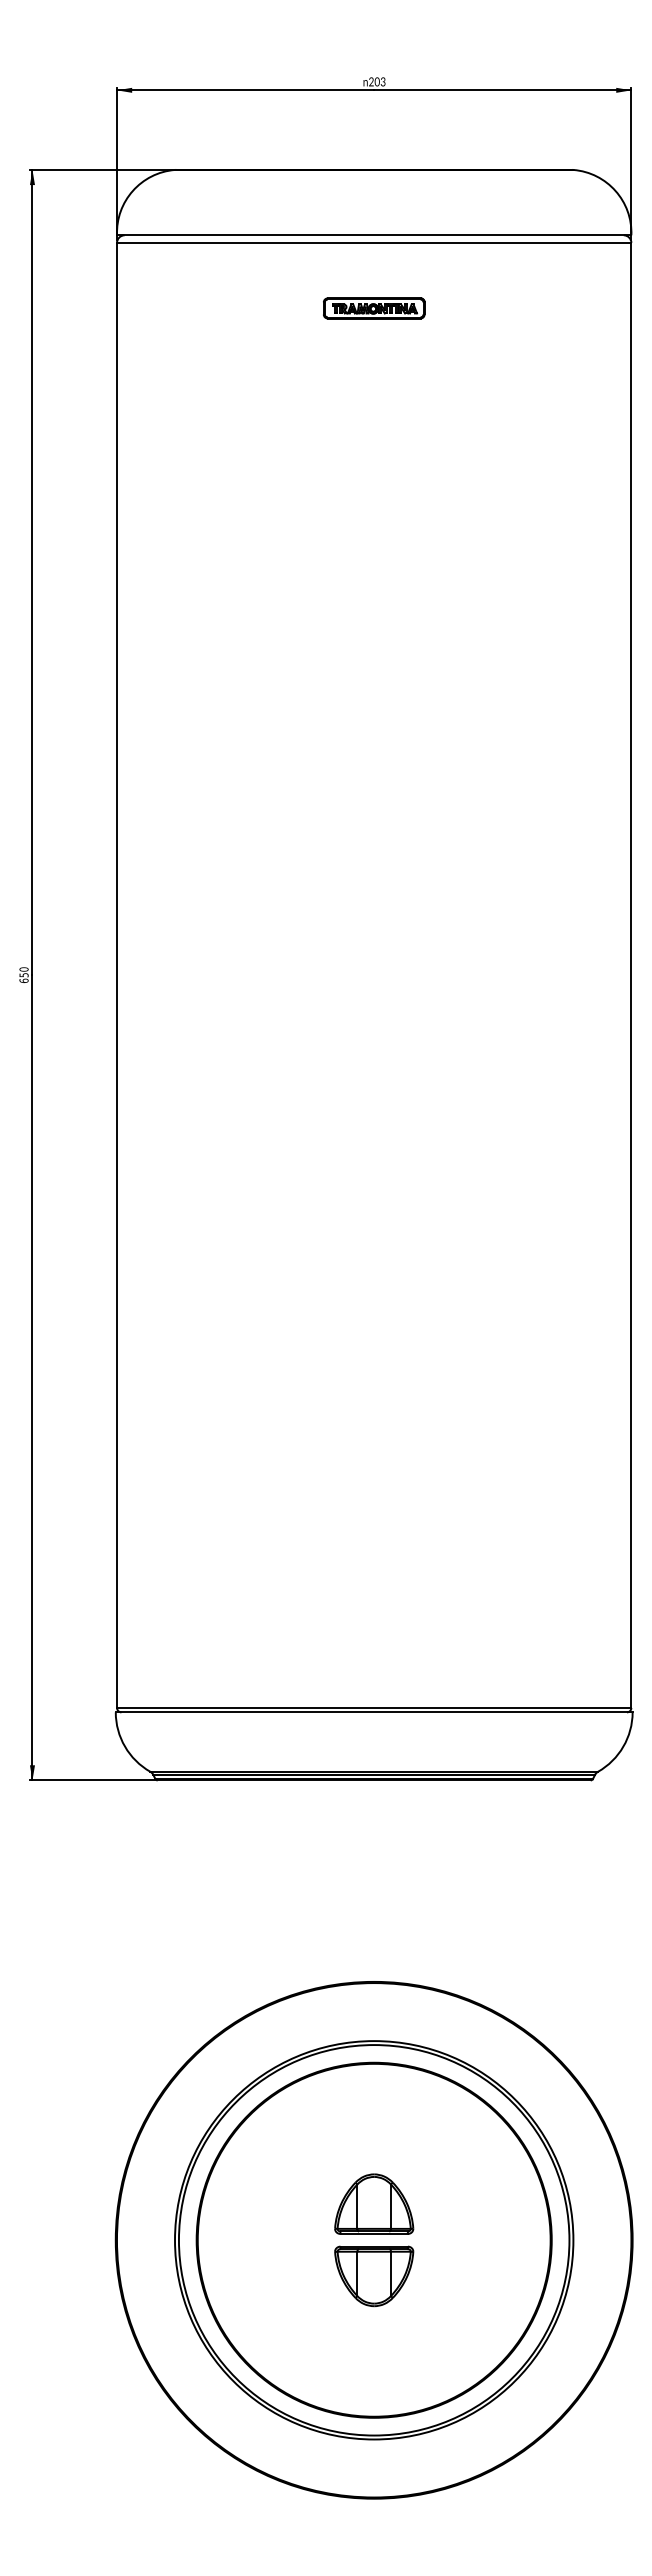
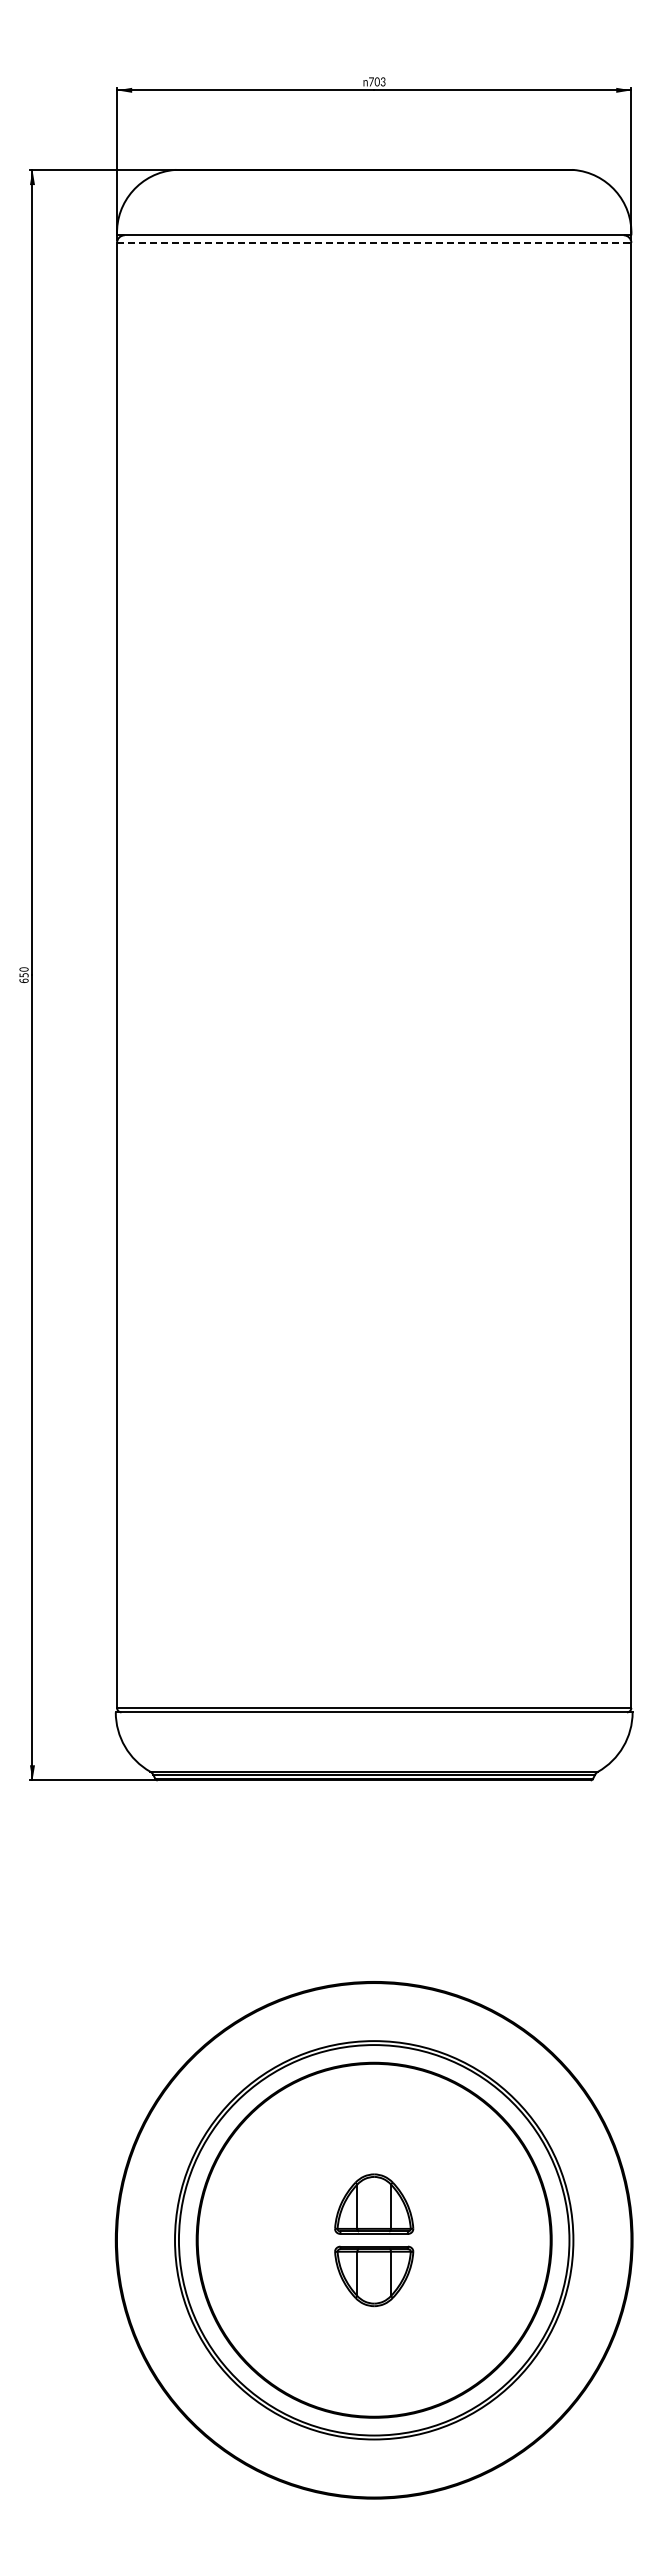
text: 203 -> 703 (371, 81)
line: solid -> dashed (374, 242)
part: present -> none (374, 308)
